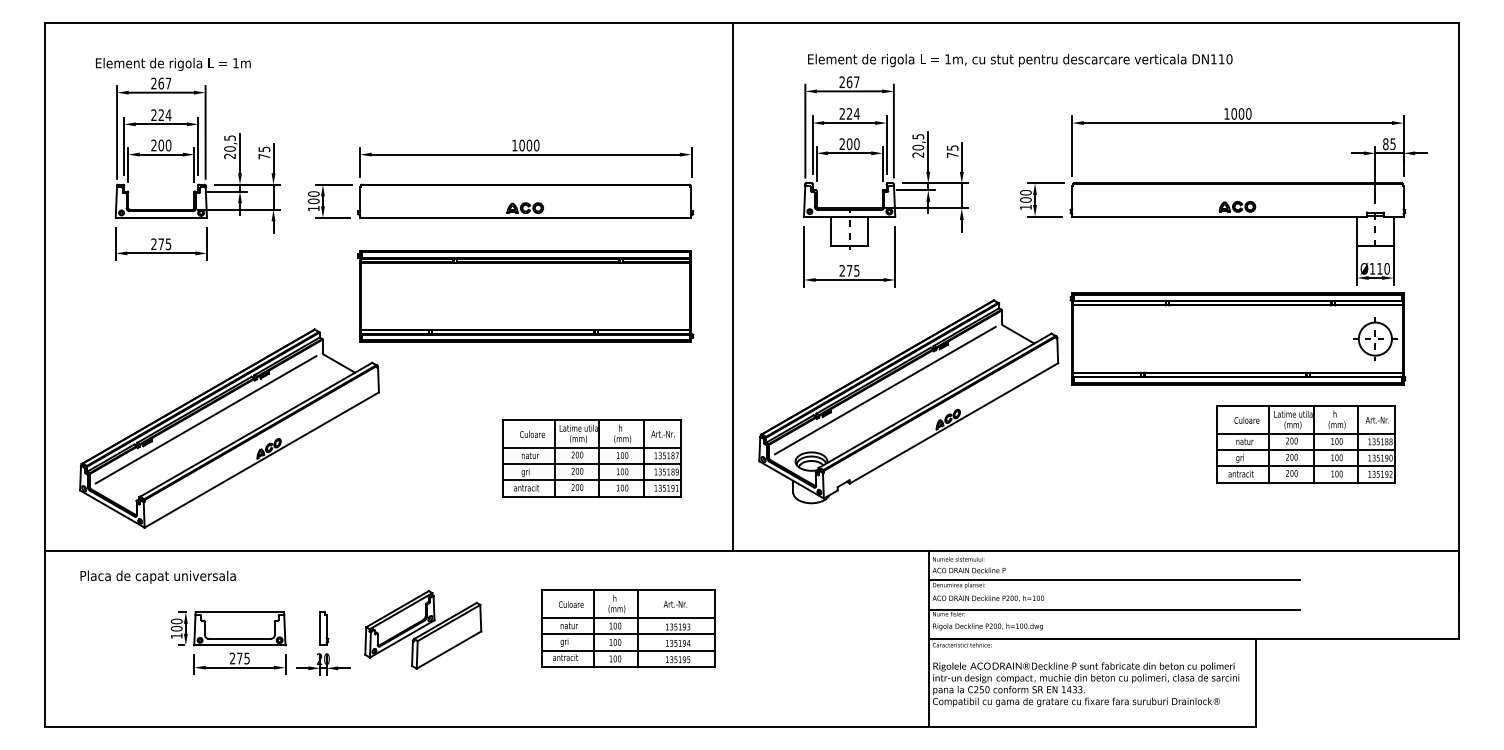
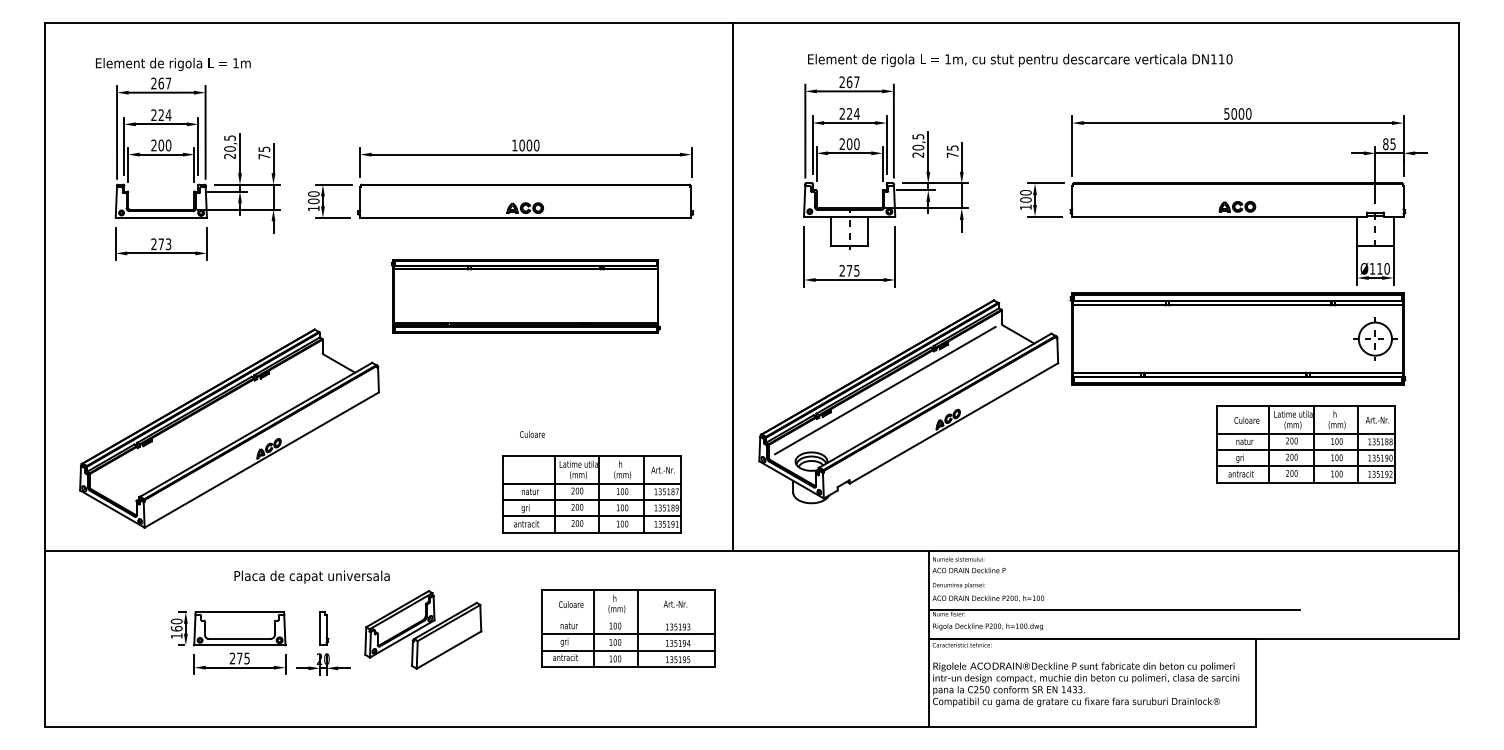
text: 1000 -> 5000 (1226, 113)
text: 275 -> 273 (168, 243)
part size: 338x93 px -> 271x75 px (525, 296)
line: present -> none (205, 419)
part position: (591, 458) -> (591, 494) (591, 494)
text position: (157, 576) -> (311, 576) (311, 576)
line: present -> none (1114, 580)
line: present -> none (628, 618)
text: 100 -> 160 (176, 628)
